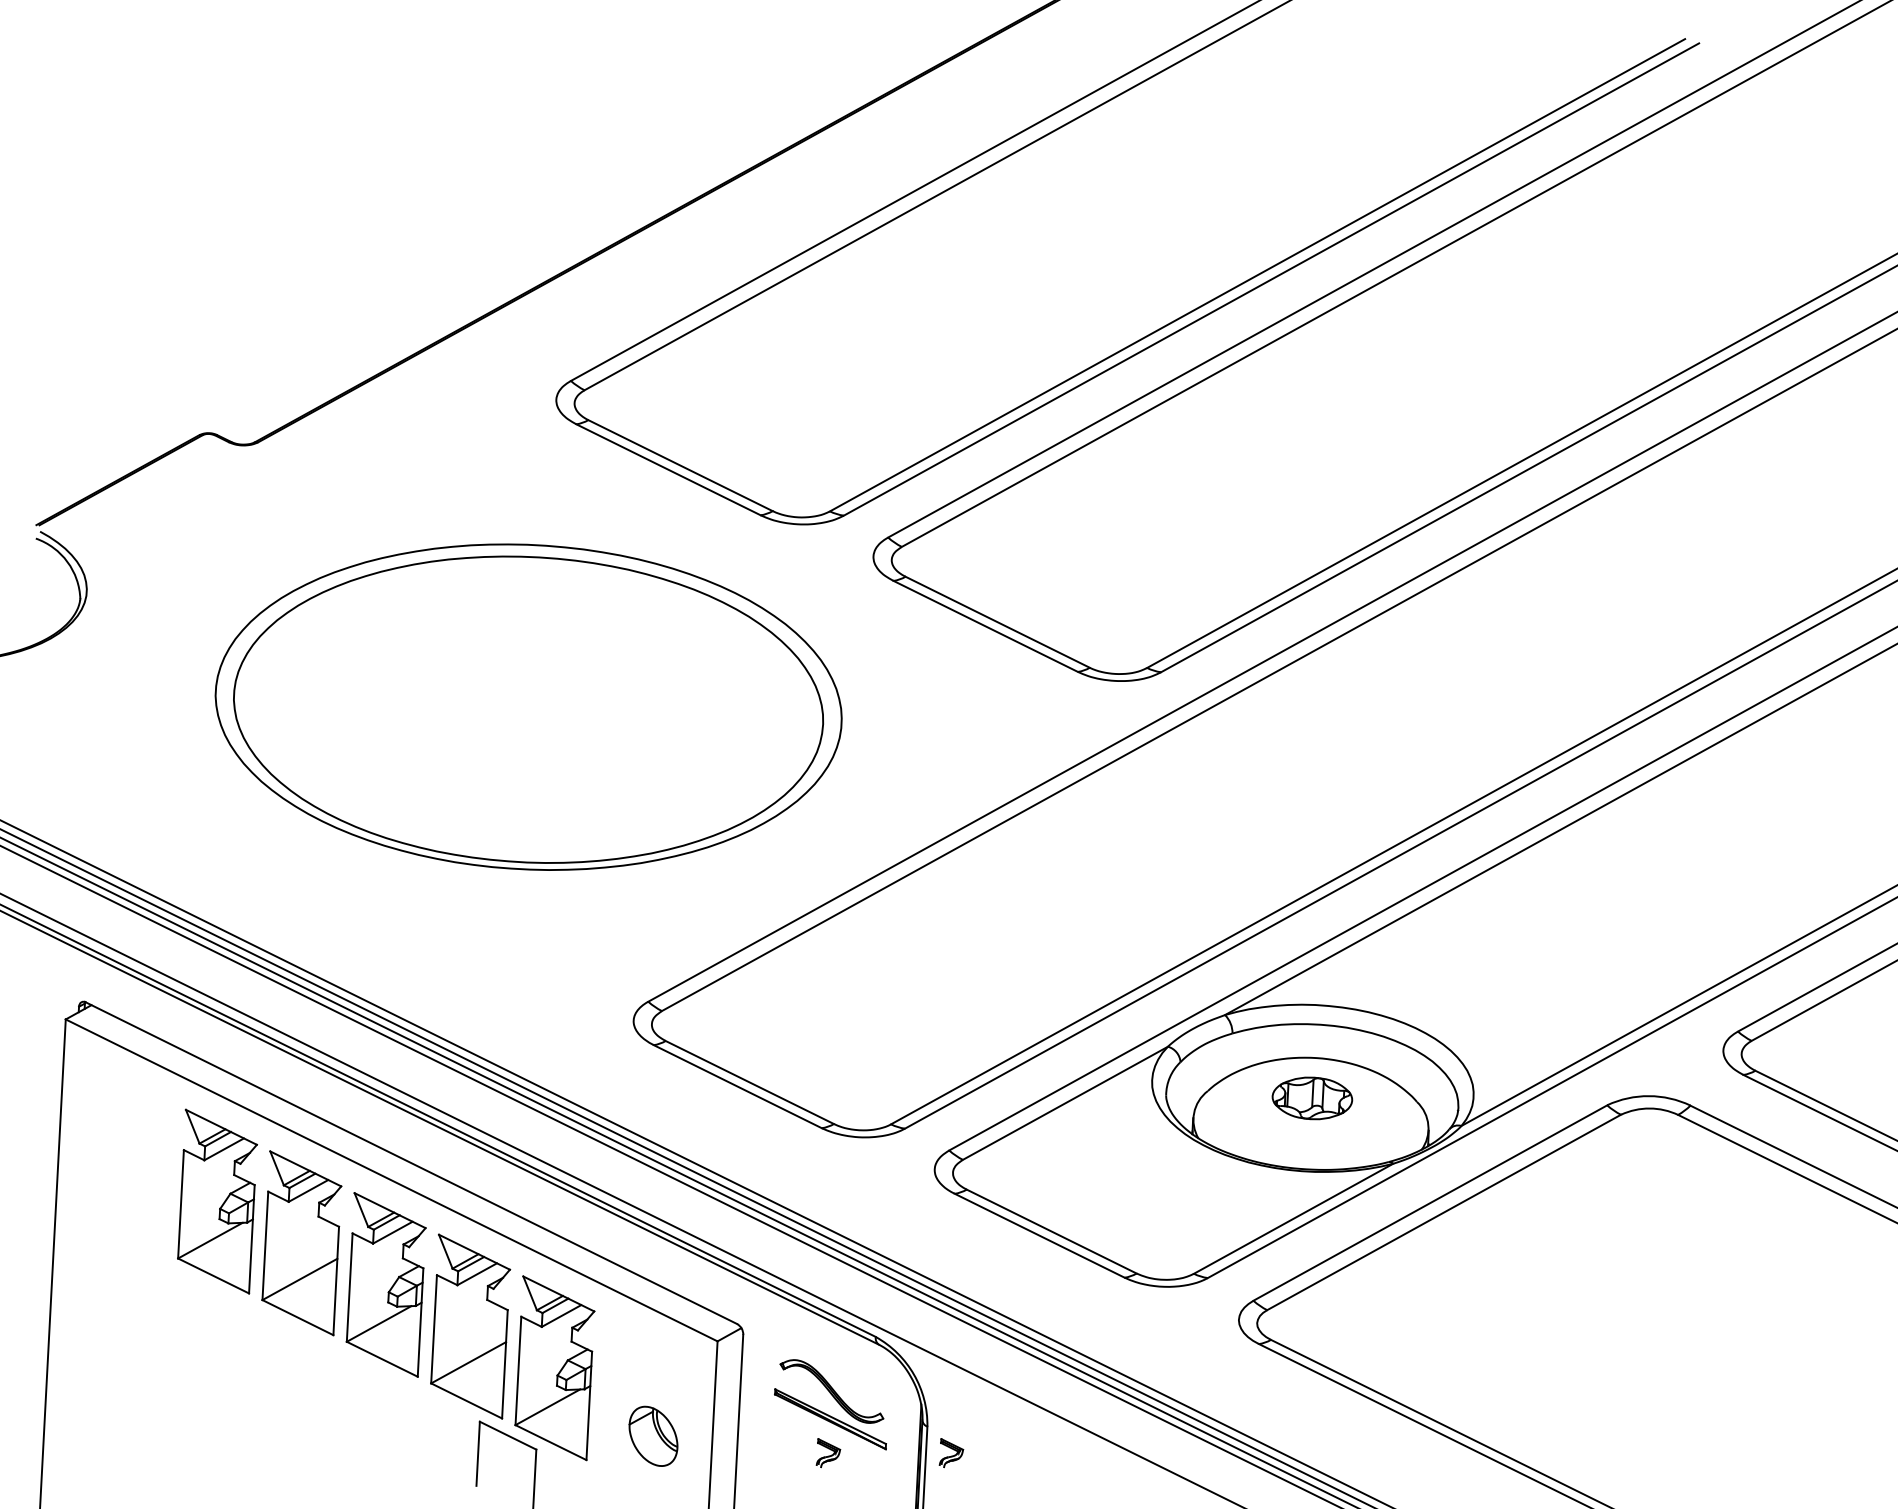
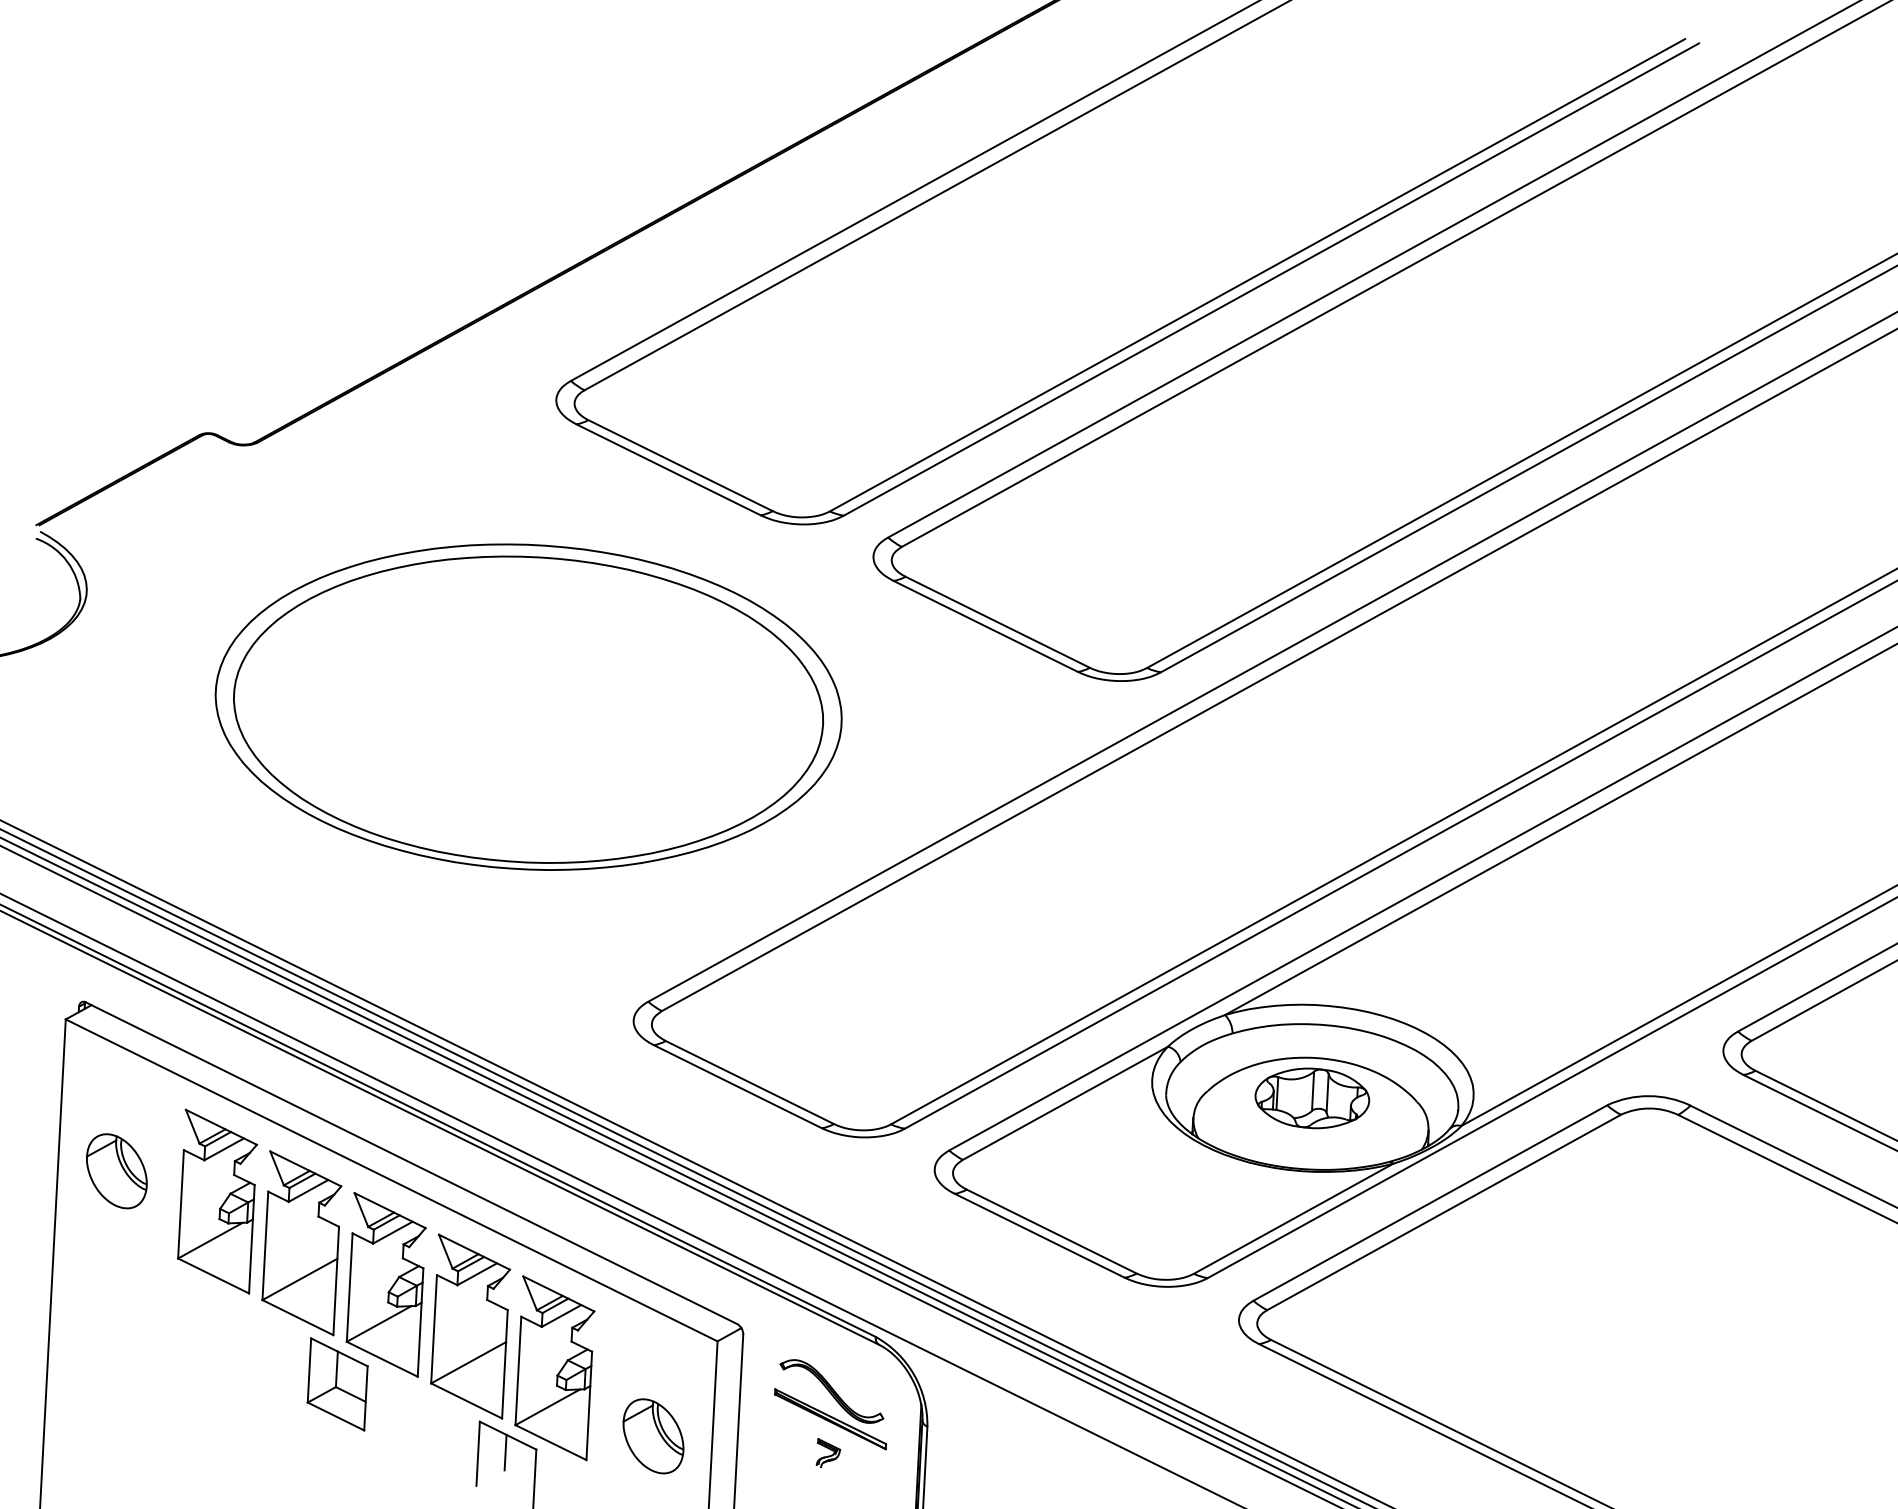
part size: 83x45 px -> 117x63 px (1312, 1098)
part: none -> present (116, 1171)
part: none -> present (337, 1384)
part size: 51x62 px -> 63x77 px (653, 1436)
line: none -> present (505, 1452)
part: present -> none (951, 1453)
